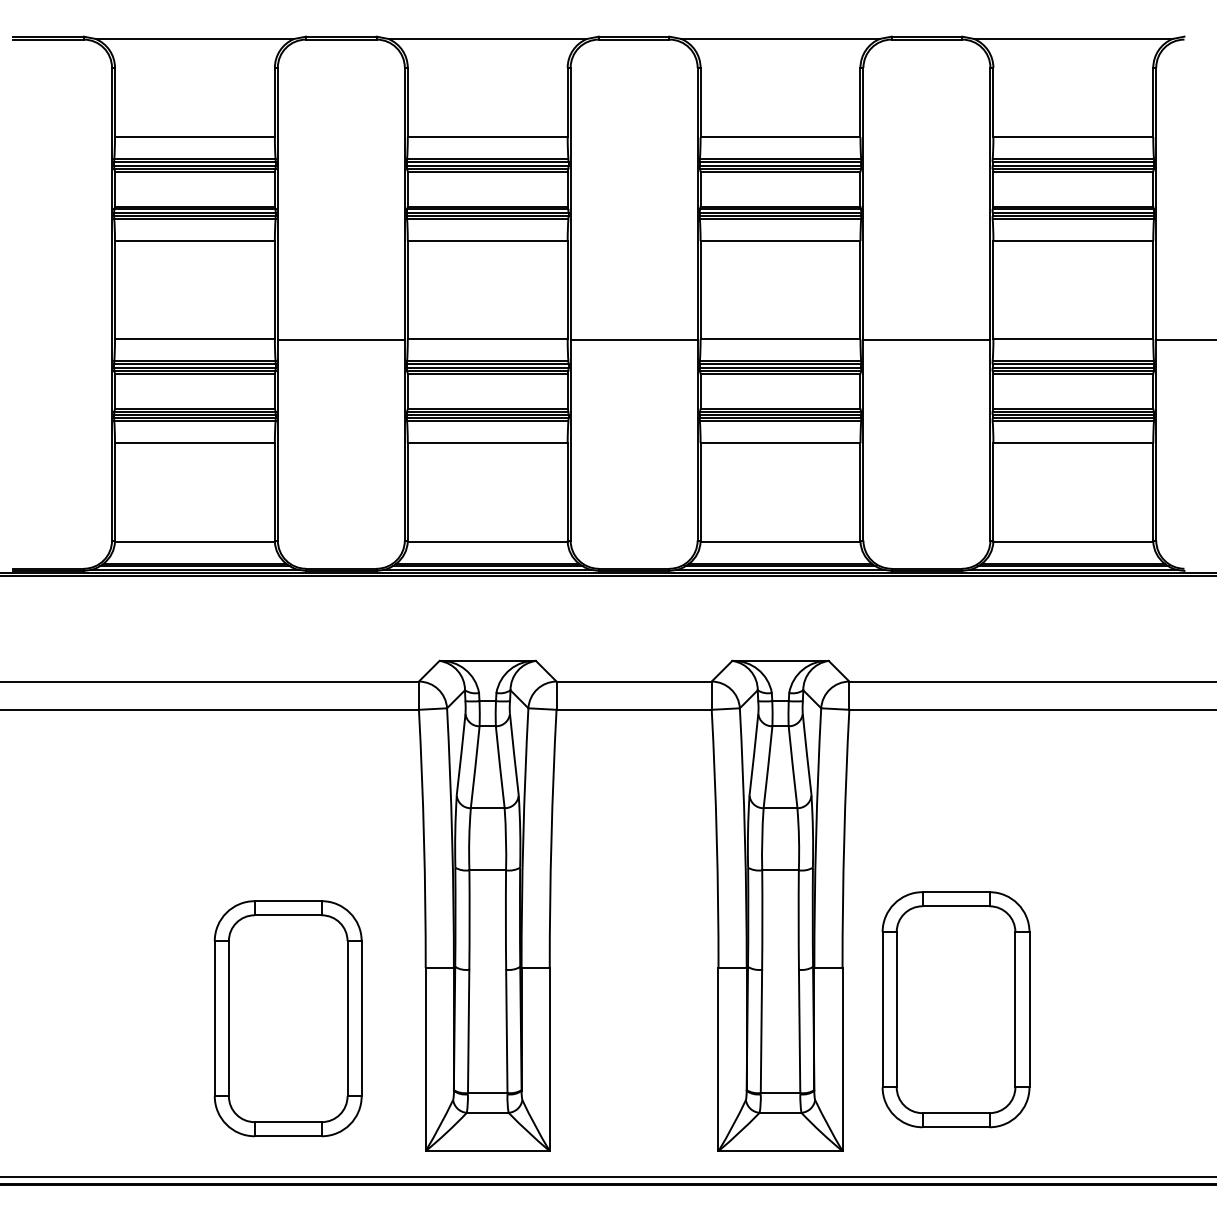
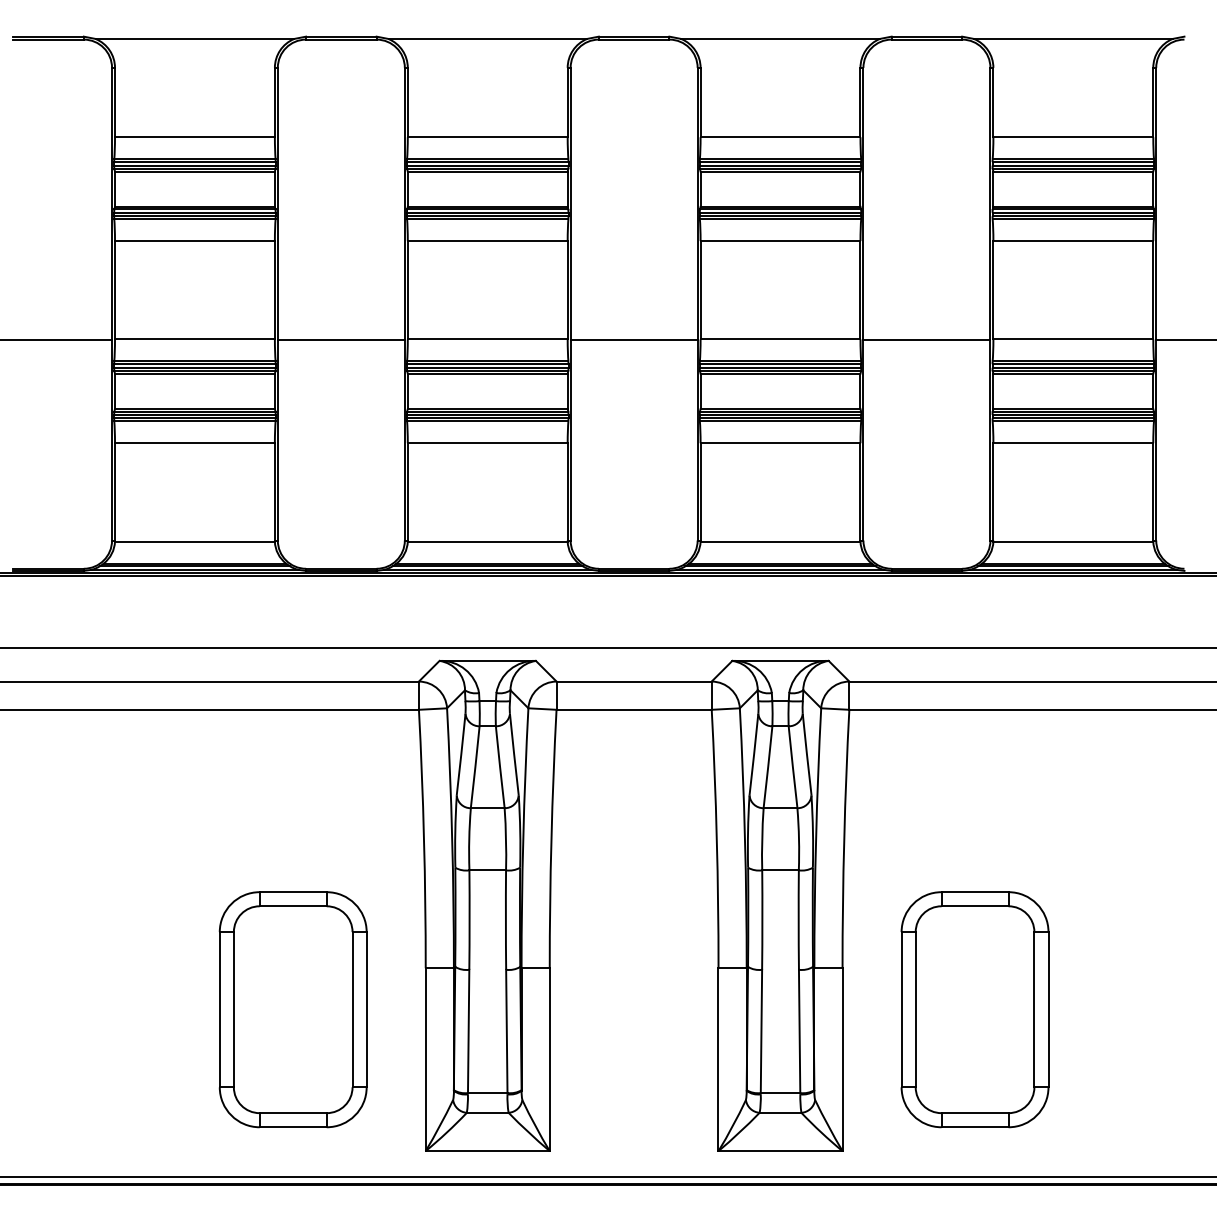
line: none -> present (57, 340)
line: none -> present (607, 648)
part position: (955, 1009) -> (974, 1009) (974, 1009)
part position: (287, 1018) -> (292, 1009) (292, 1009)
